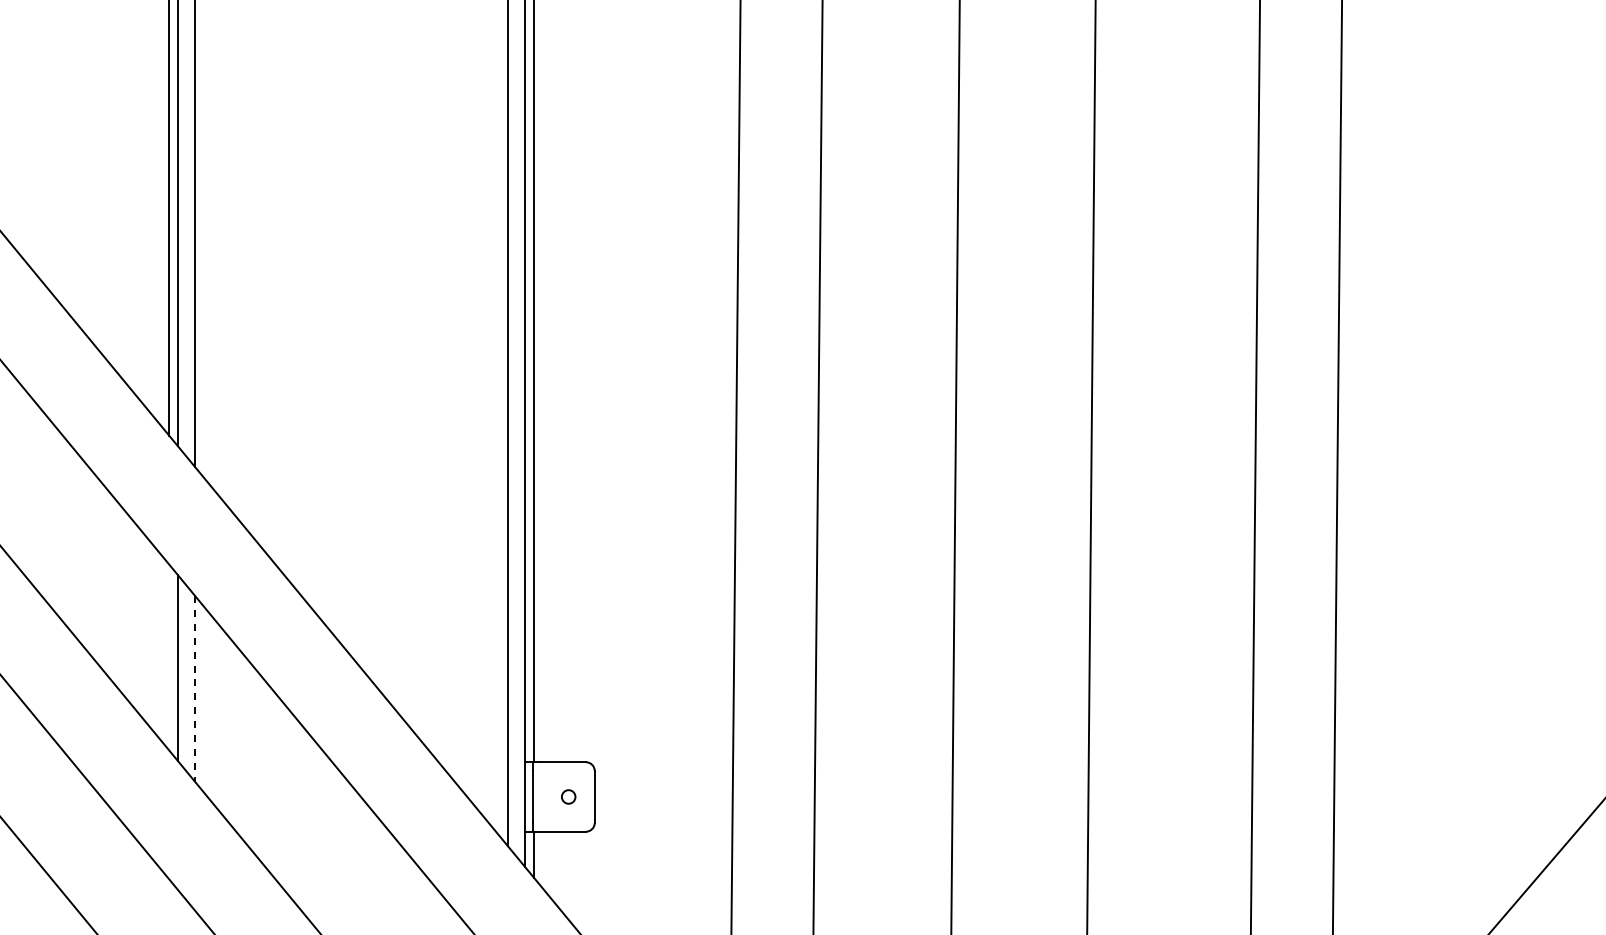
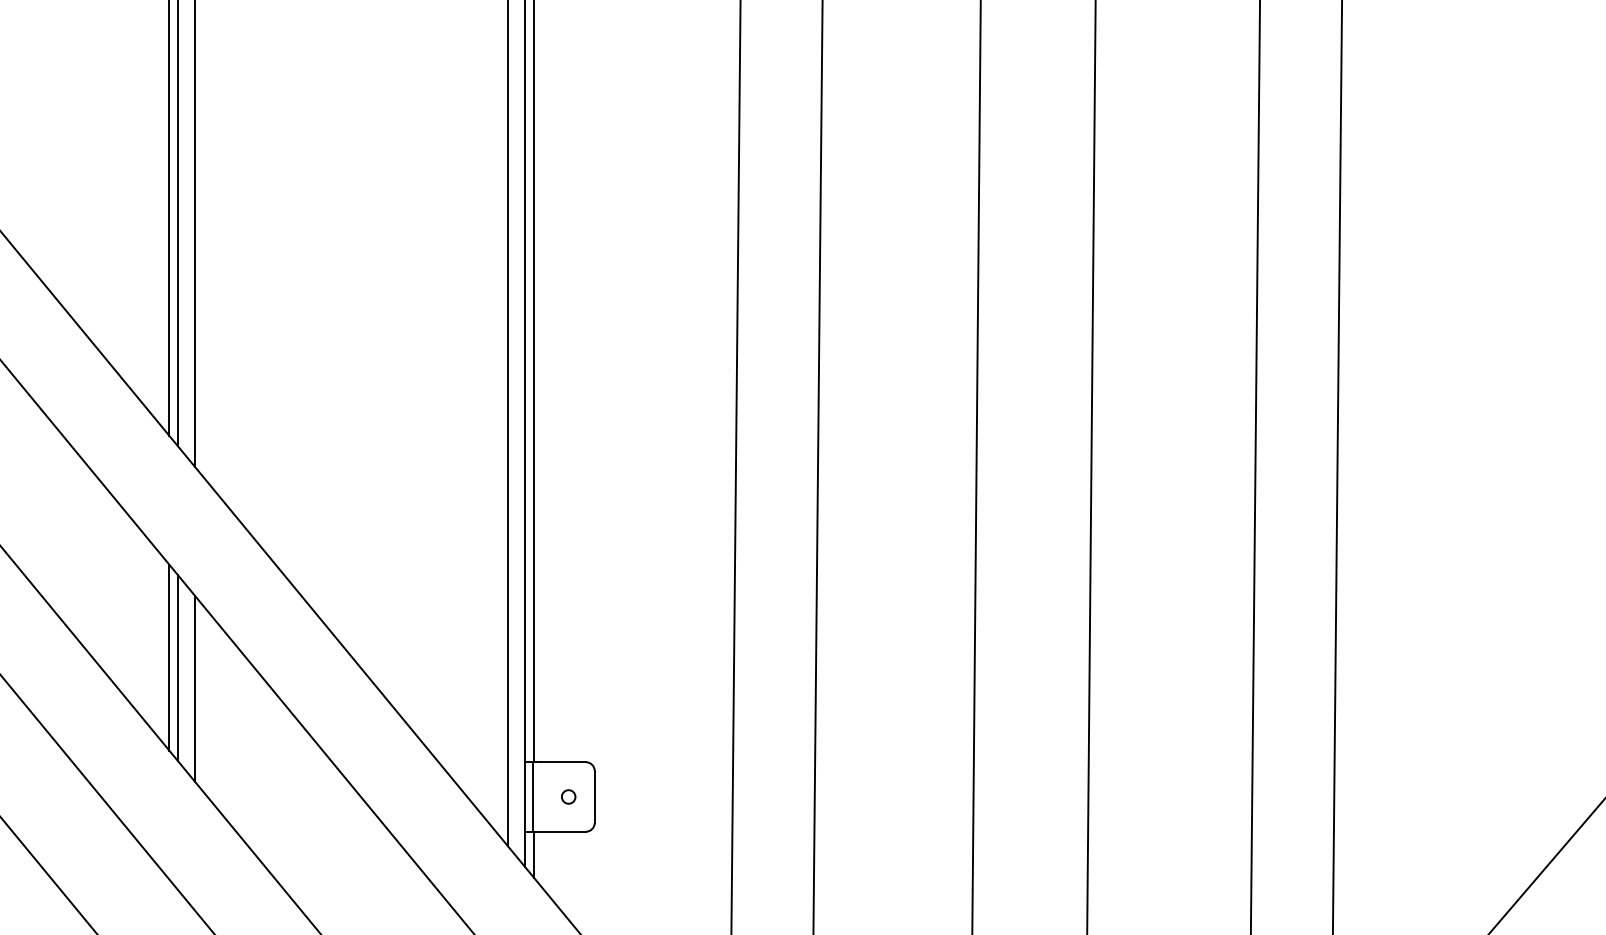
line position: (955, 466) -> (976, 466) (976, 466)
line: none -> present (169, 657)
line: dashed -> solid (195, 688)
